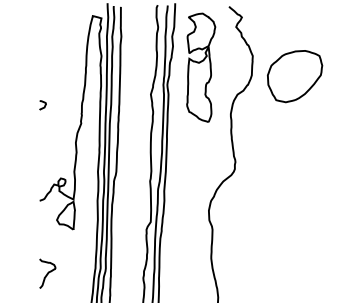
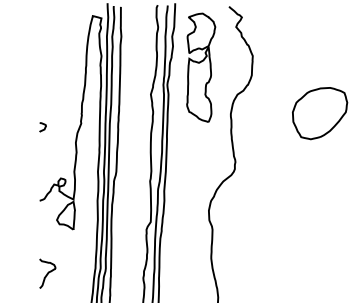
part position: (295, 76) -> (320, 113) (320, 113)
curve position: (43, 106) -> (43, 128) (43, 128)
